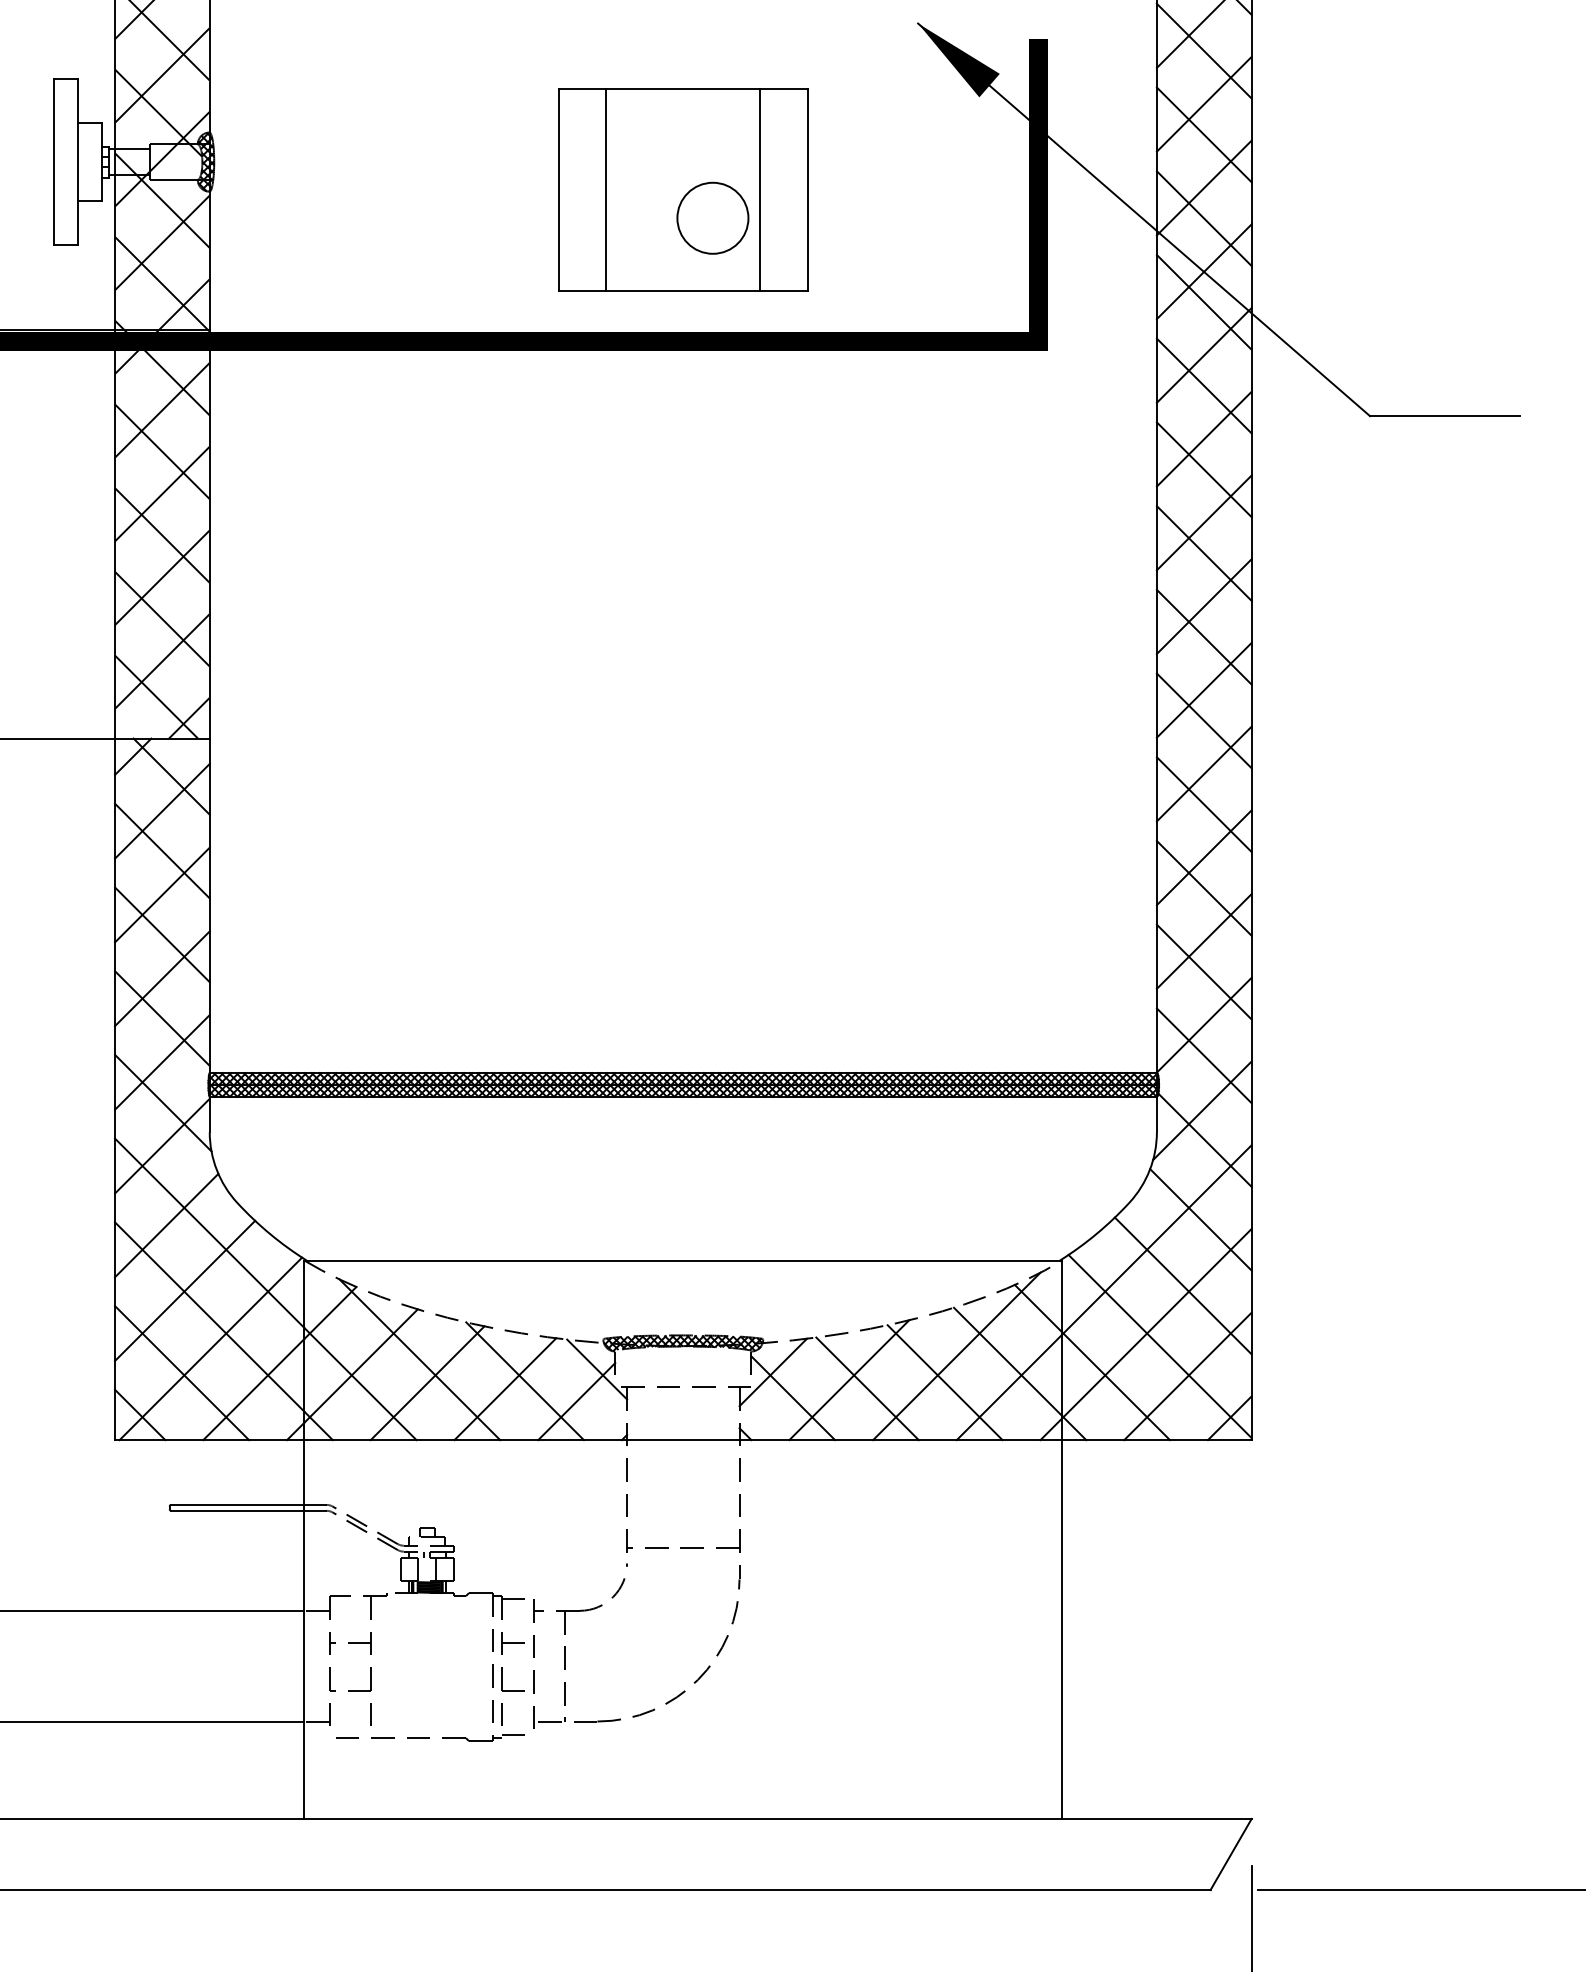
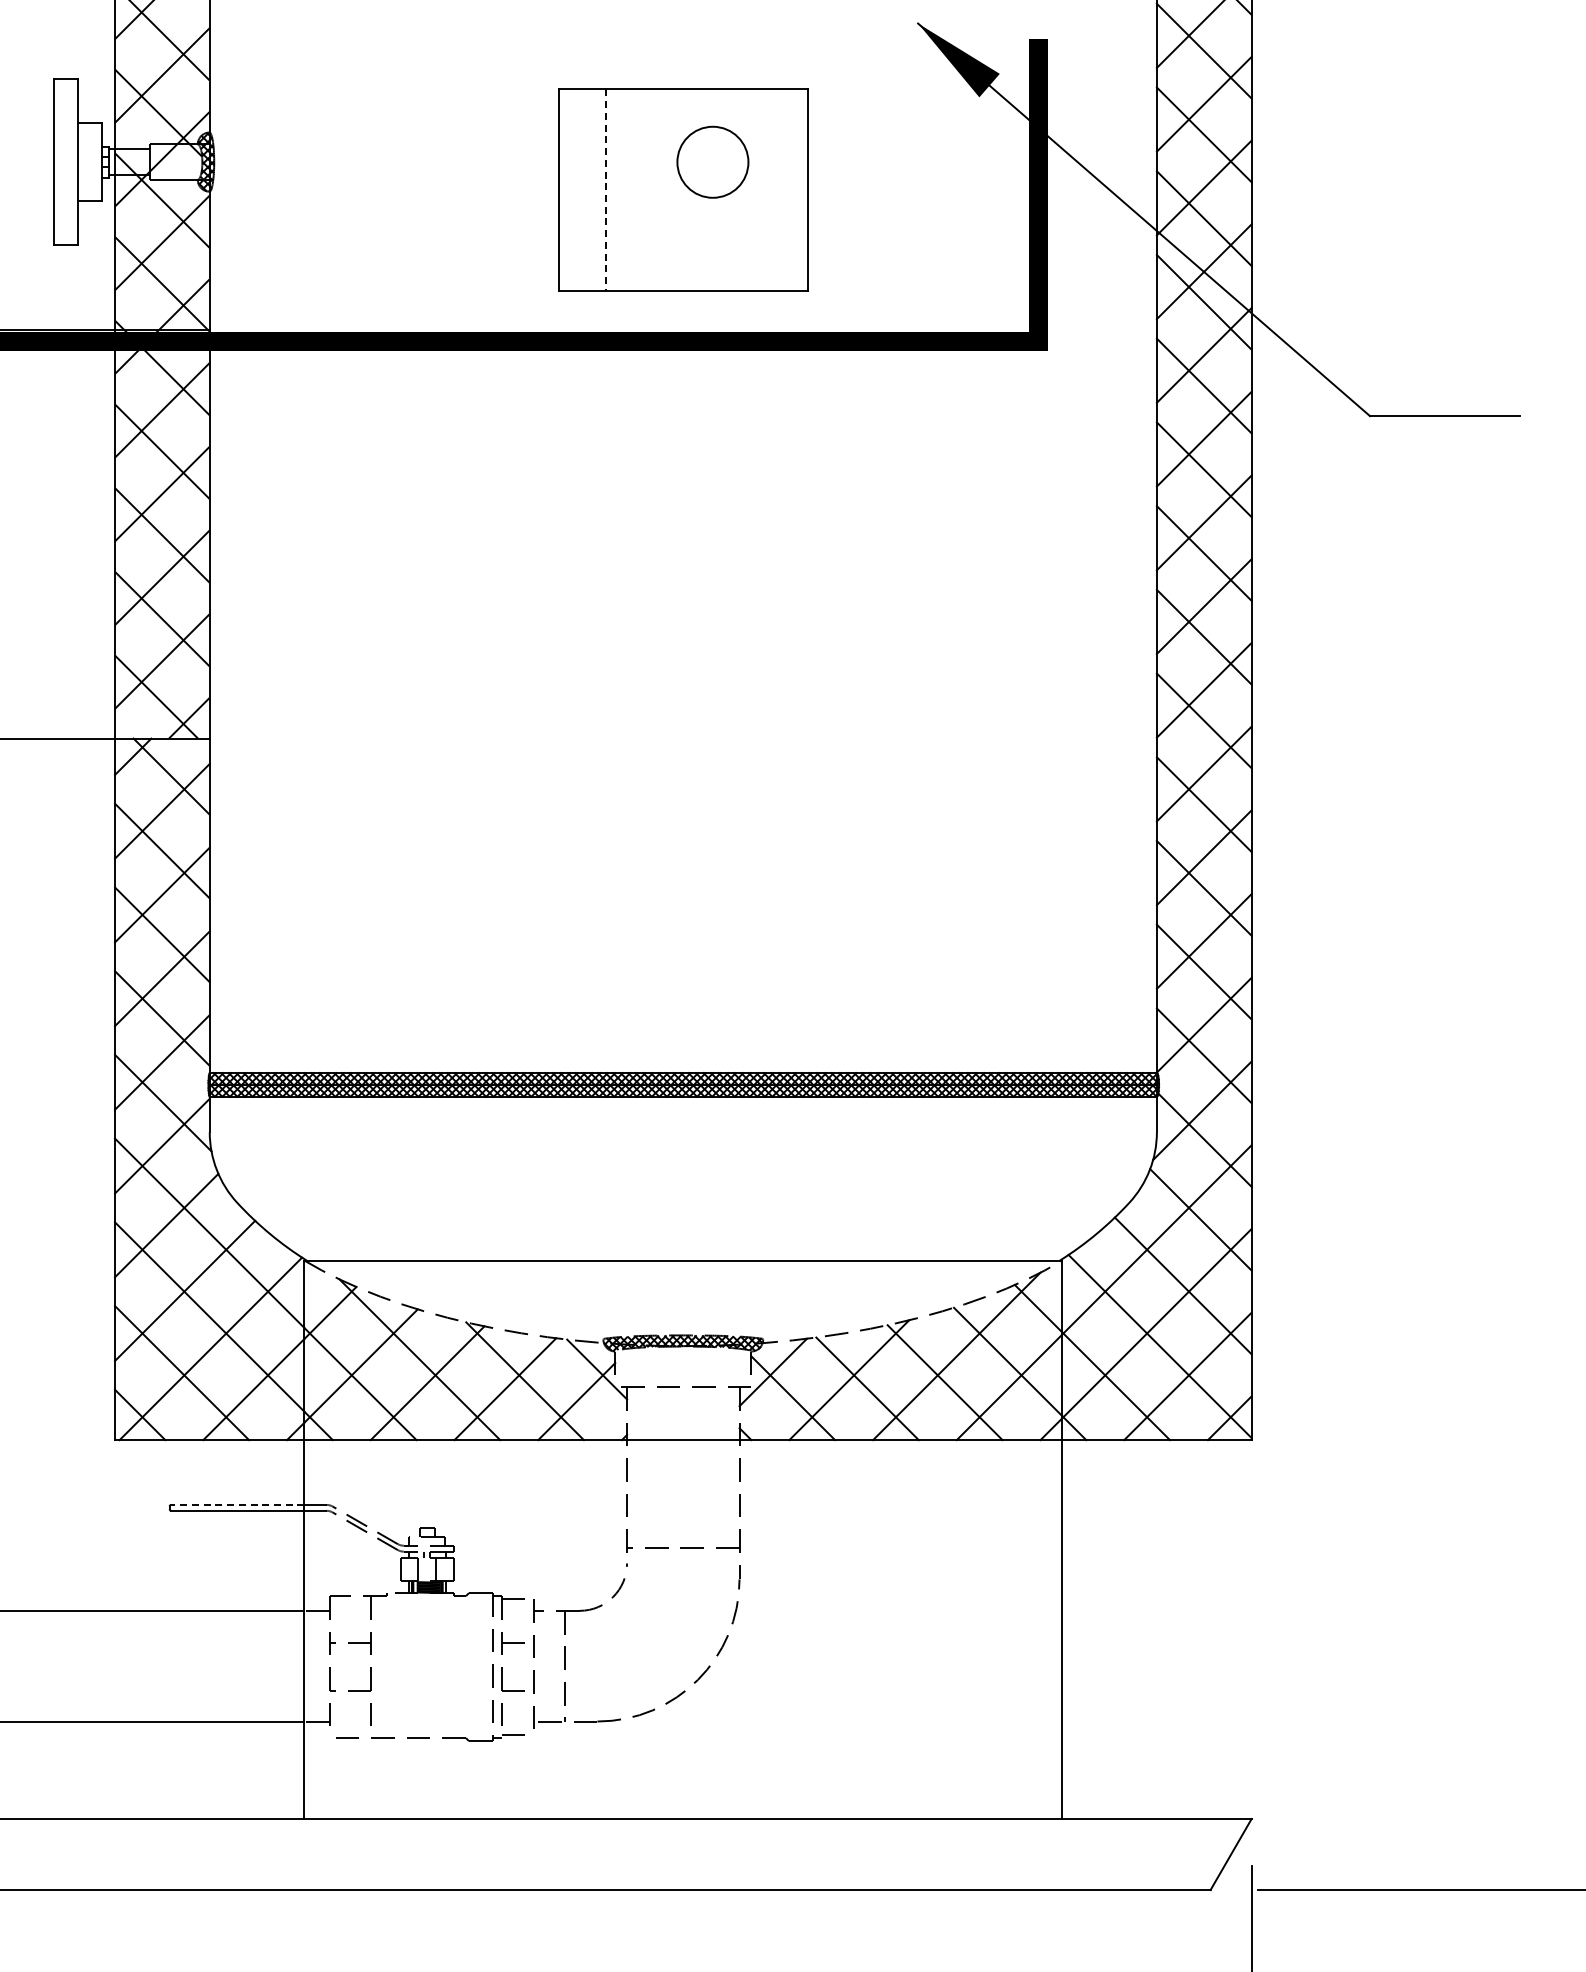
line: present -> none (760, 189)
line: solid -> dashed (606, 190)
circle position: (712, 217) -> (712, 161) (712, 161)
line: solid -> dashed (237, 1504)
